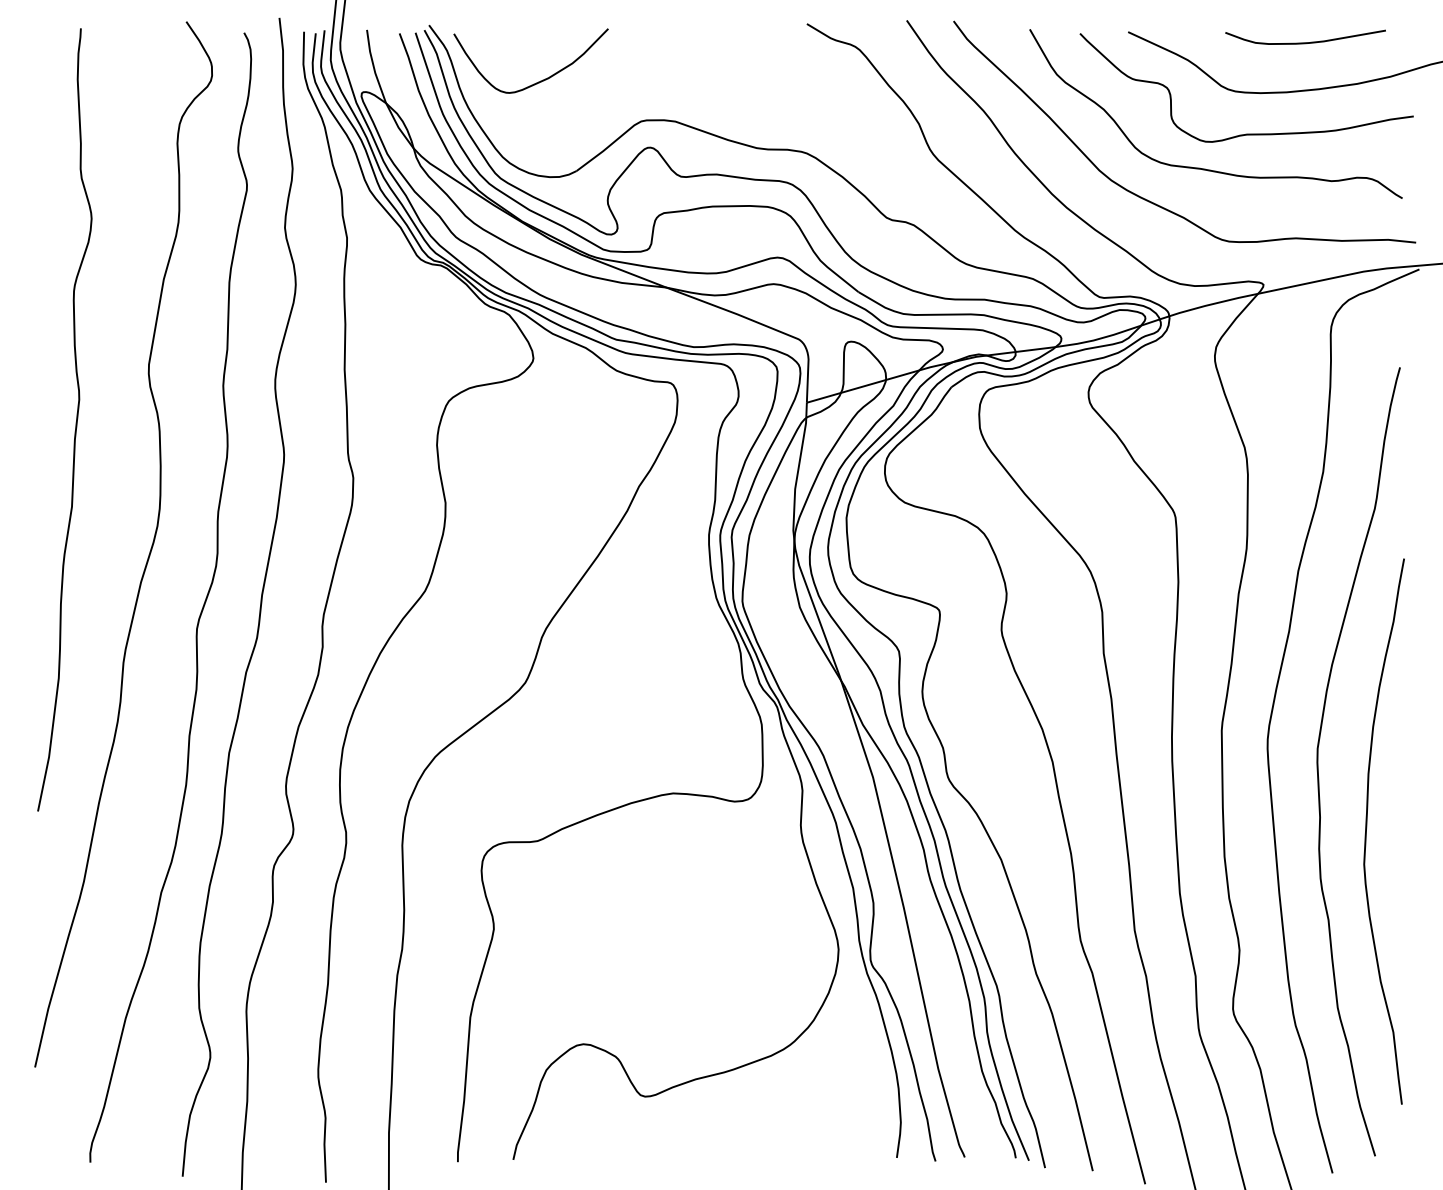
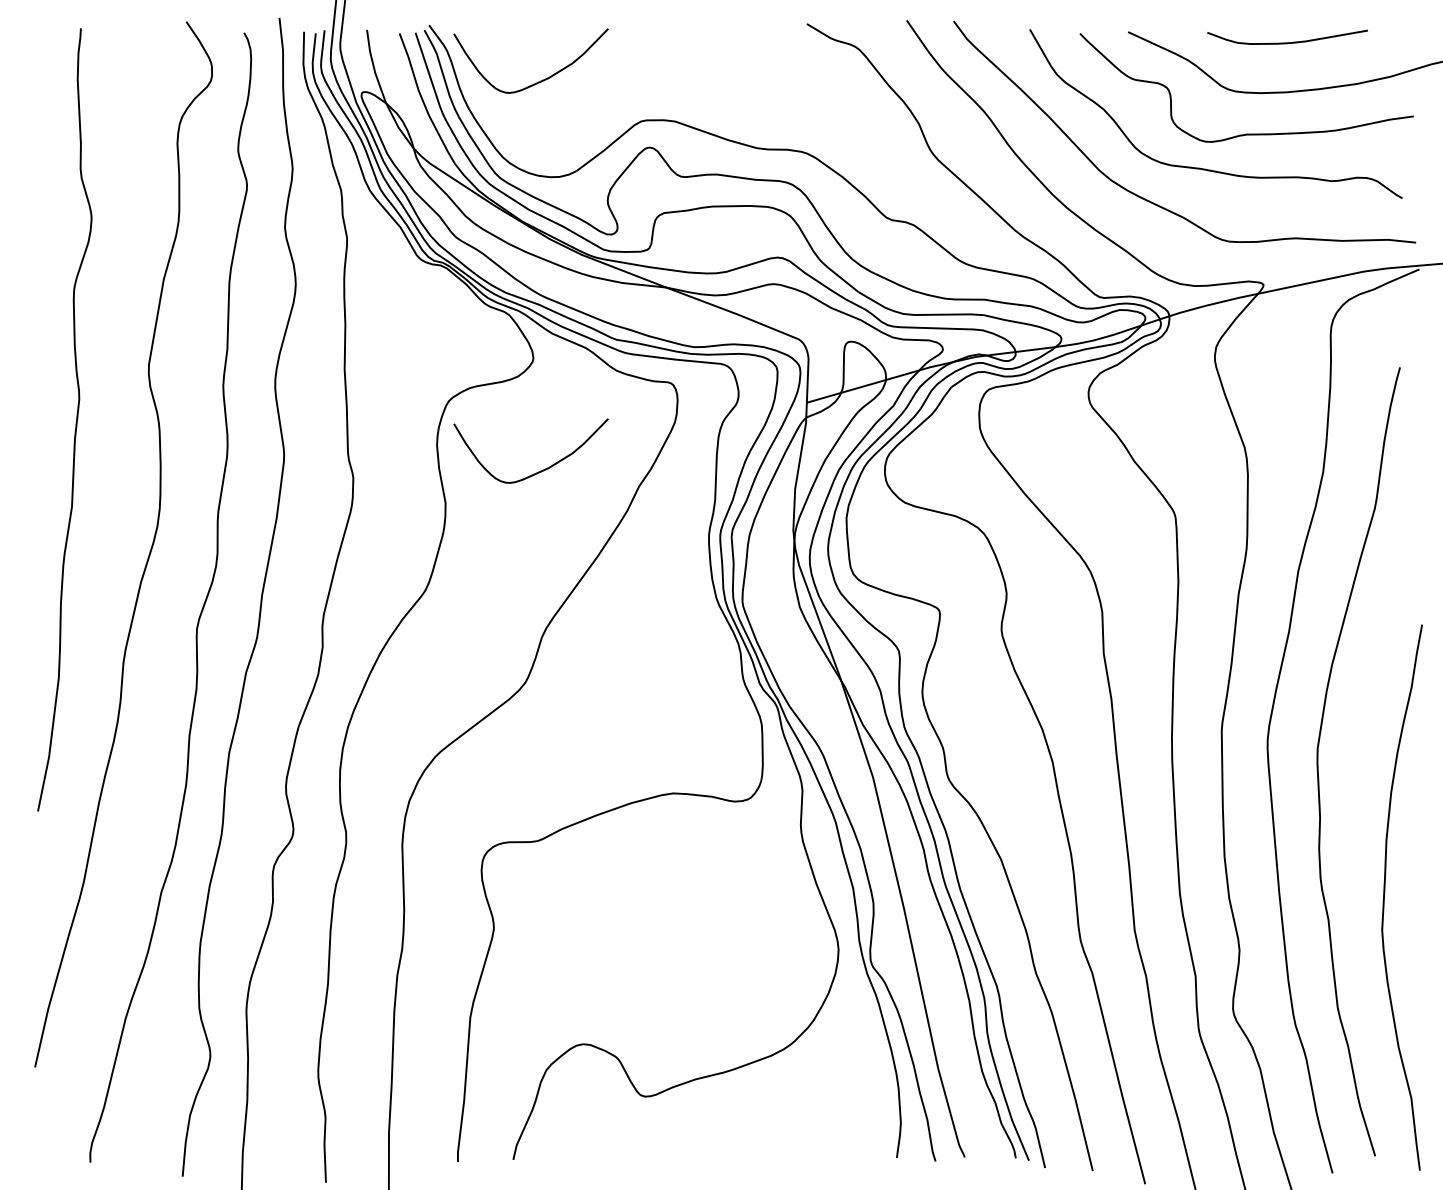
curve position: (1305, 42) -> (1287, 42) (1287, 42)
curve: none -> present (540, 470)
curve position: (1367, 827) -> (1385, 893) (1385, 893)
